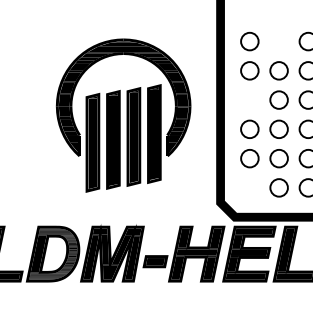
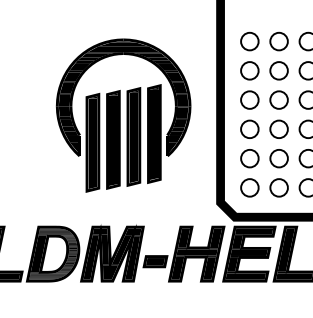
part: none -> present (278, 41)
part: none -> present (249, 99)
part: none -> present (249, 187)
